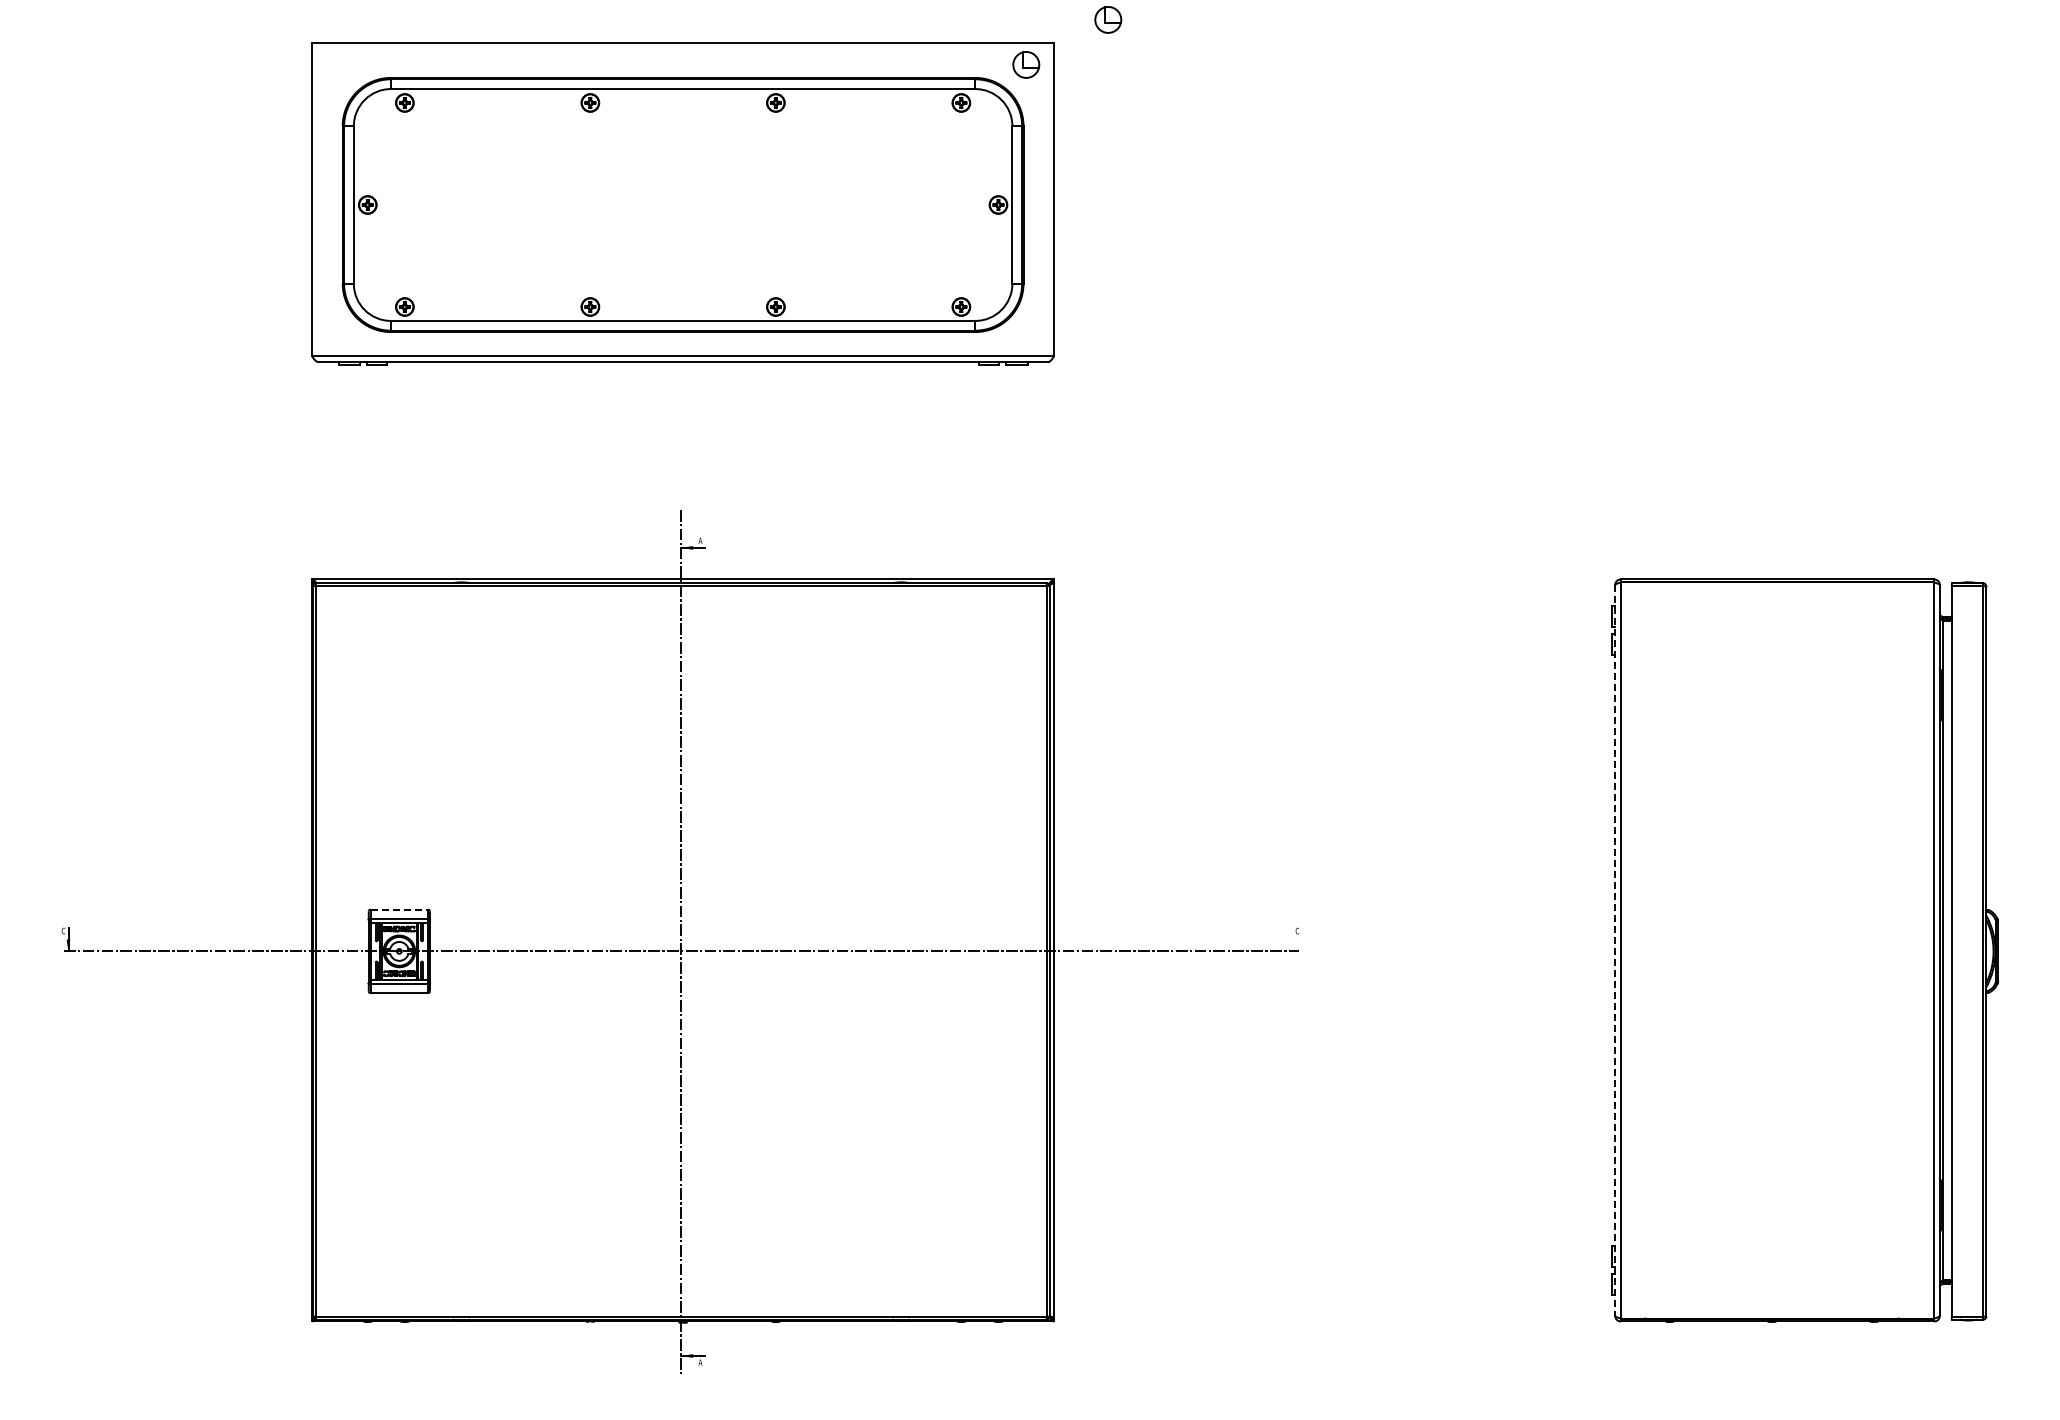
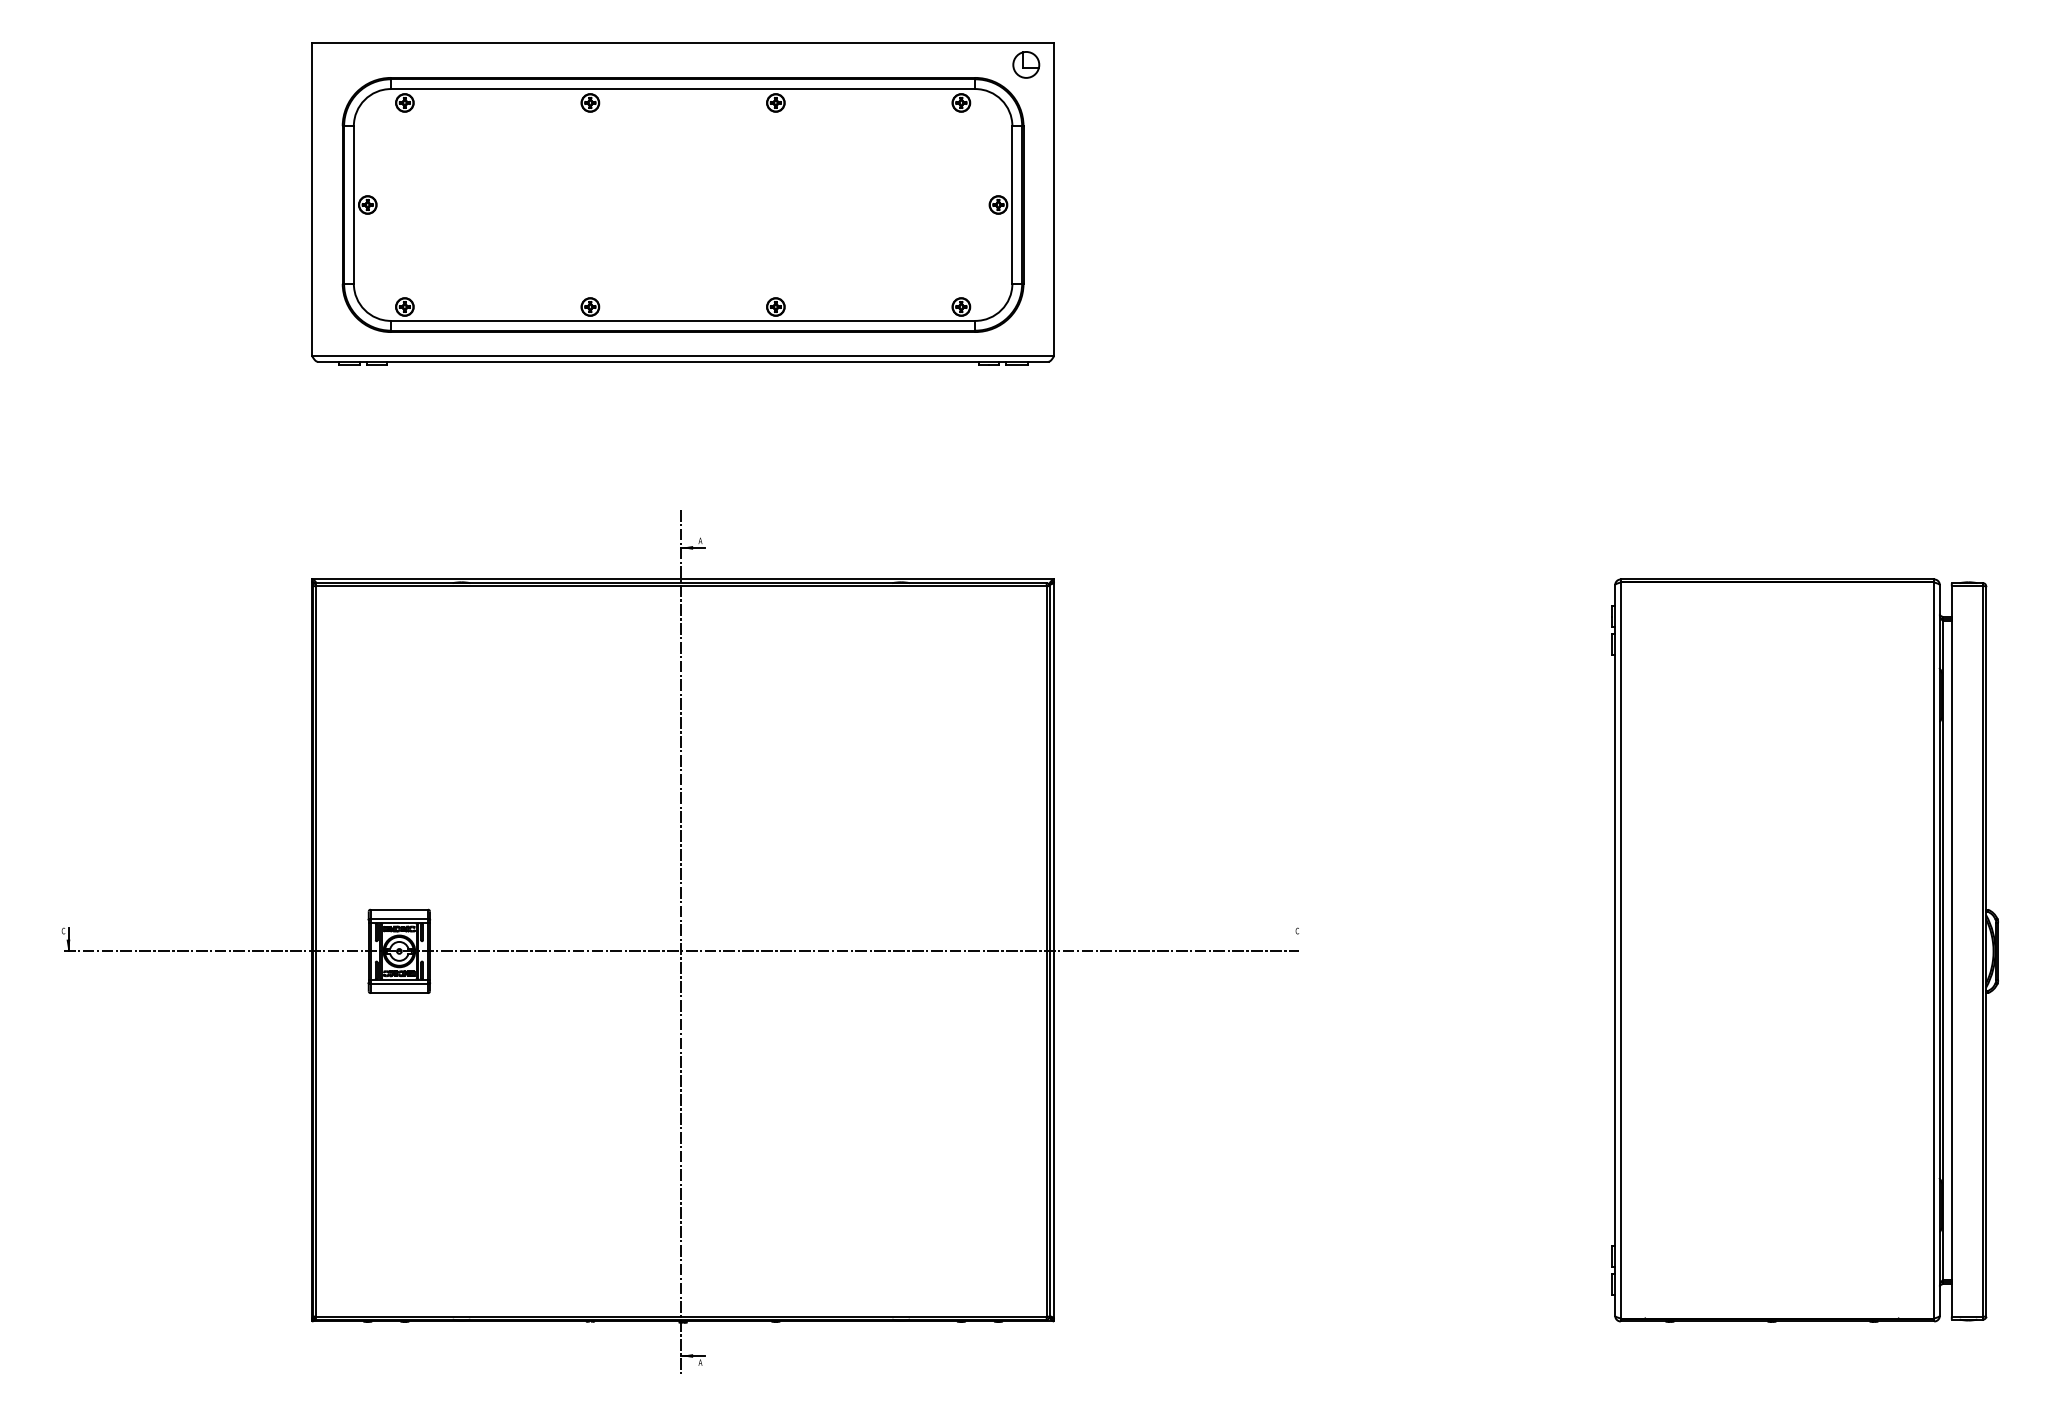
part: present -> none (1108, 19)
line: dashed -> solid (399, 909)
line: dashed -> solid (1615, 950)
